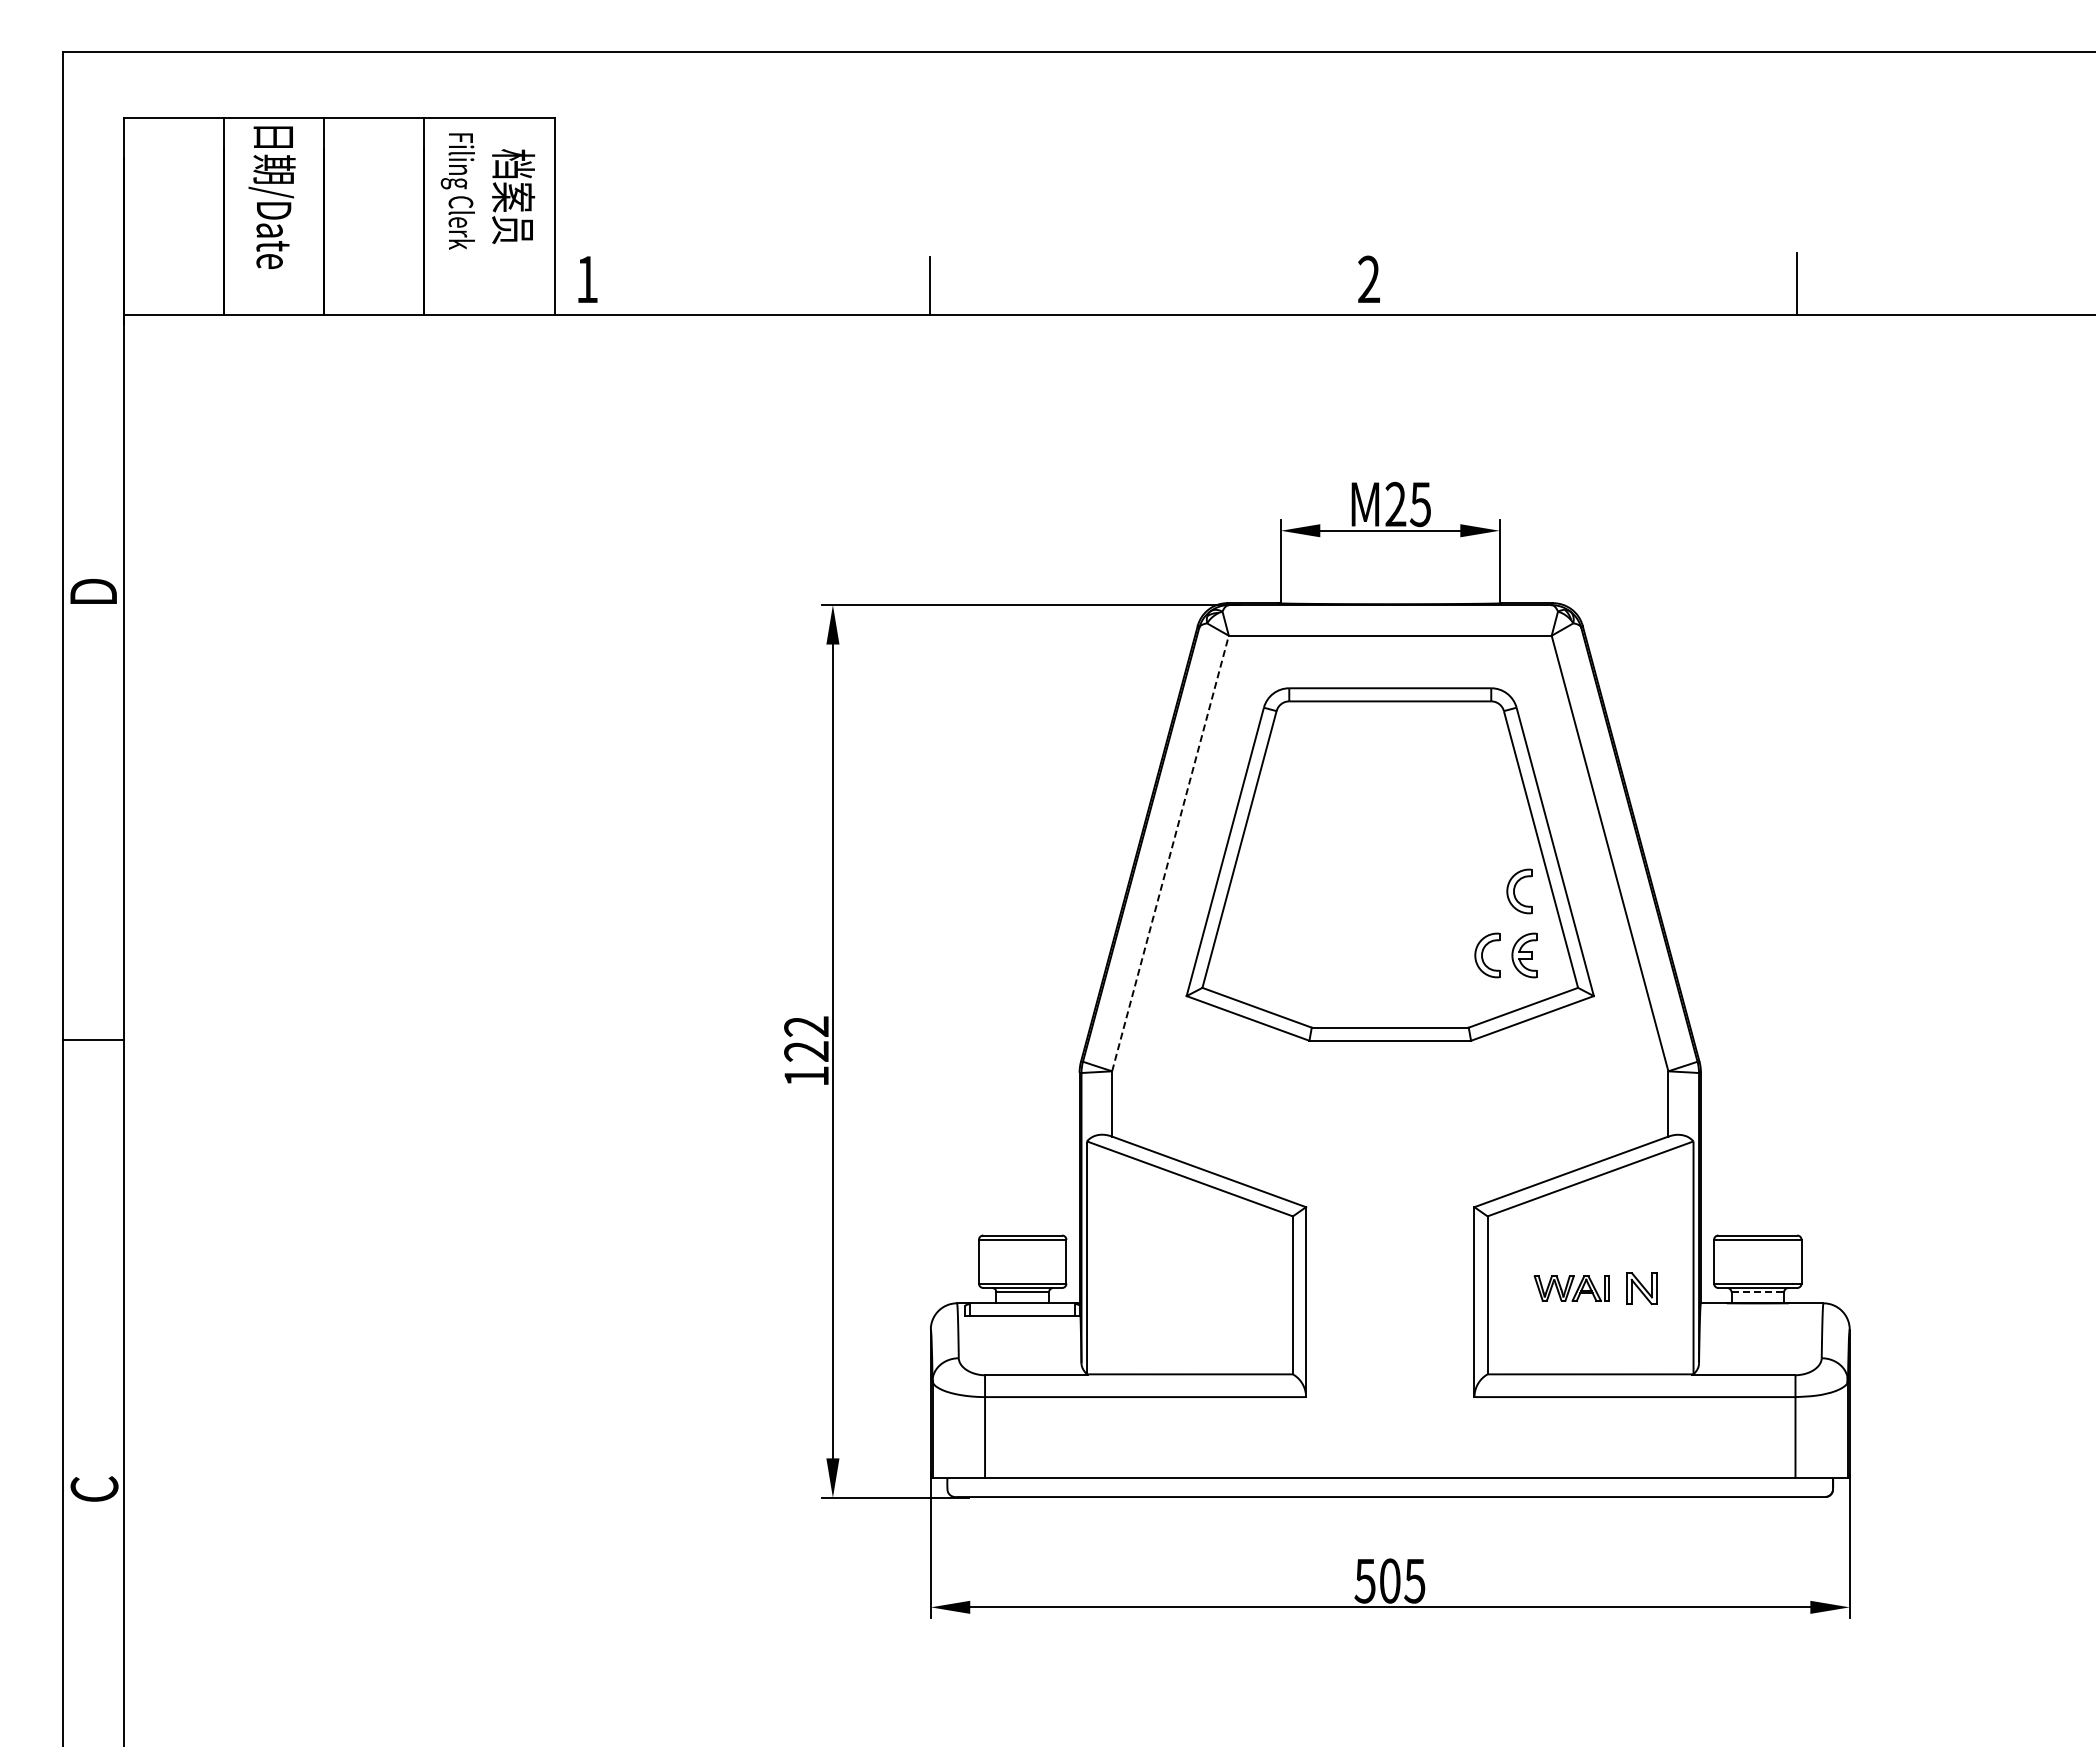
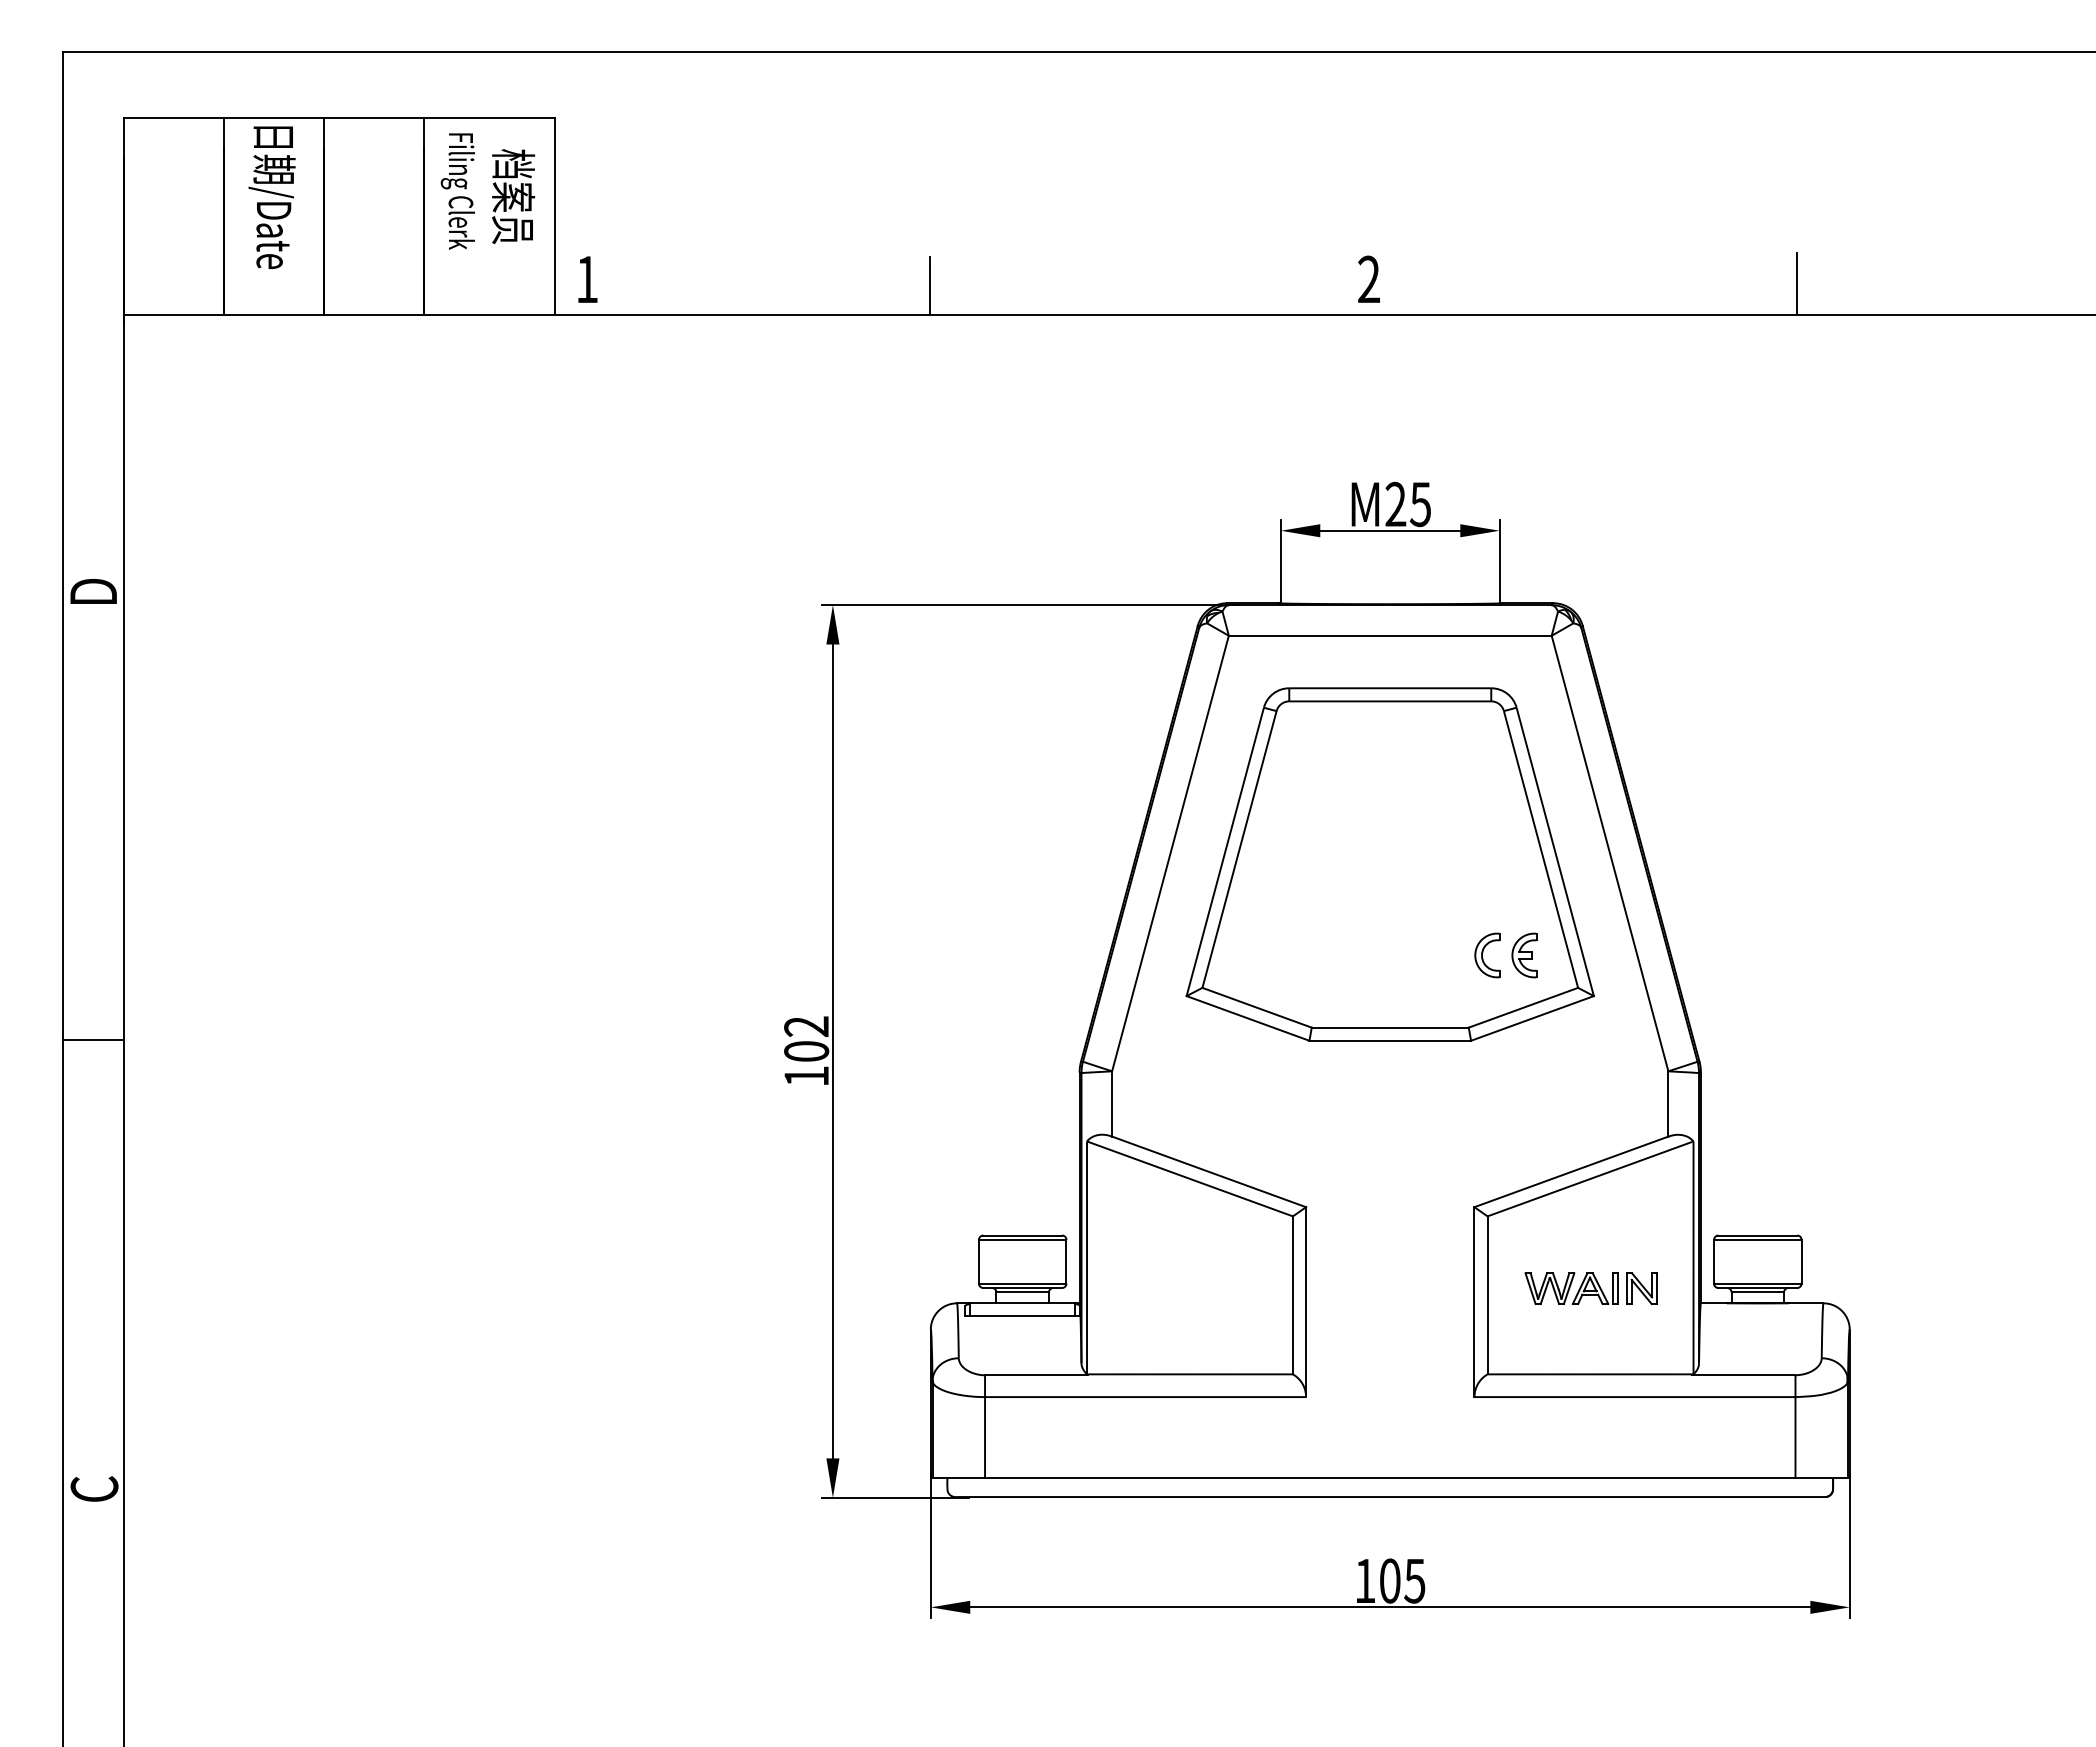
line: dashed -> solid (1170, 853)
part: present -> none (1519, 891)
text: 122 -> 102 (806, 1051)
part size: 77x27 px -> 95x33 px (1571, 1288)
line: dashed -> solid (1755, 1292)
text: 505 -> 105 (1364, 1581)
